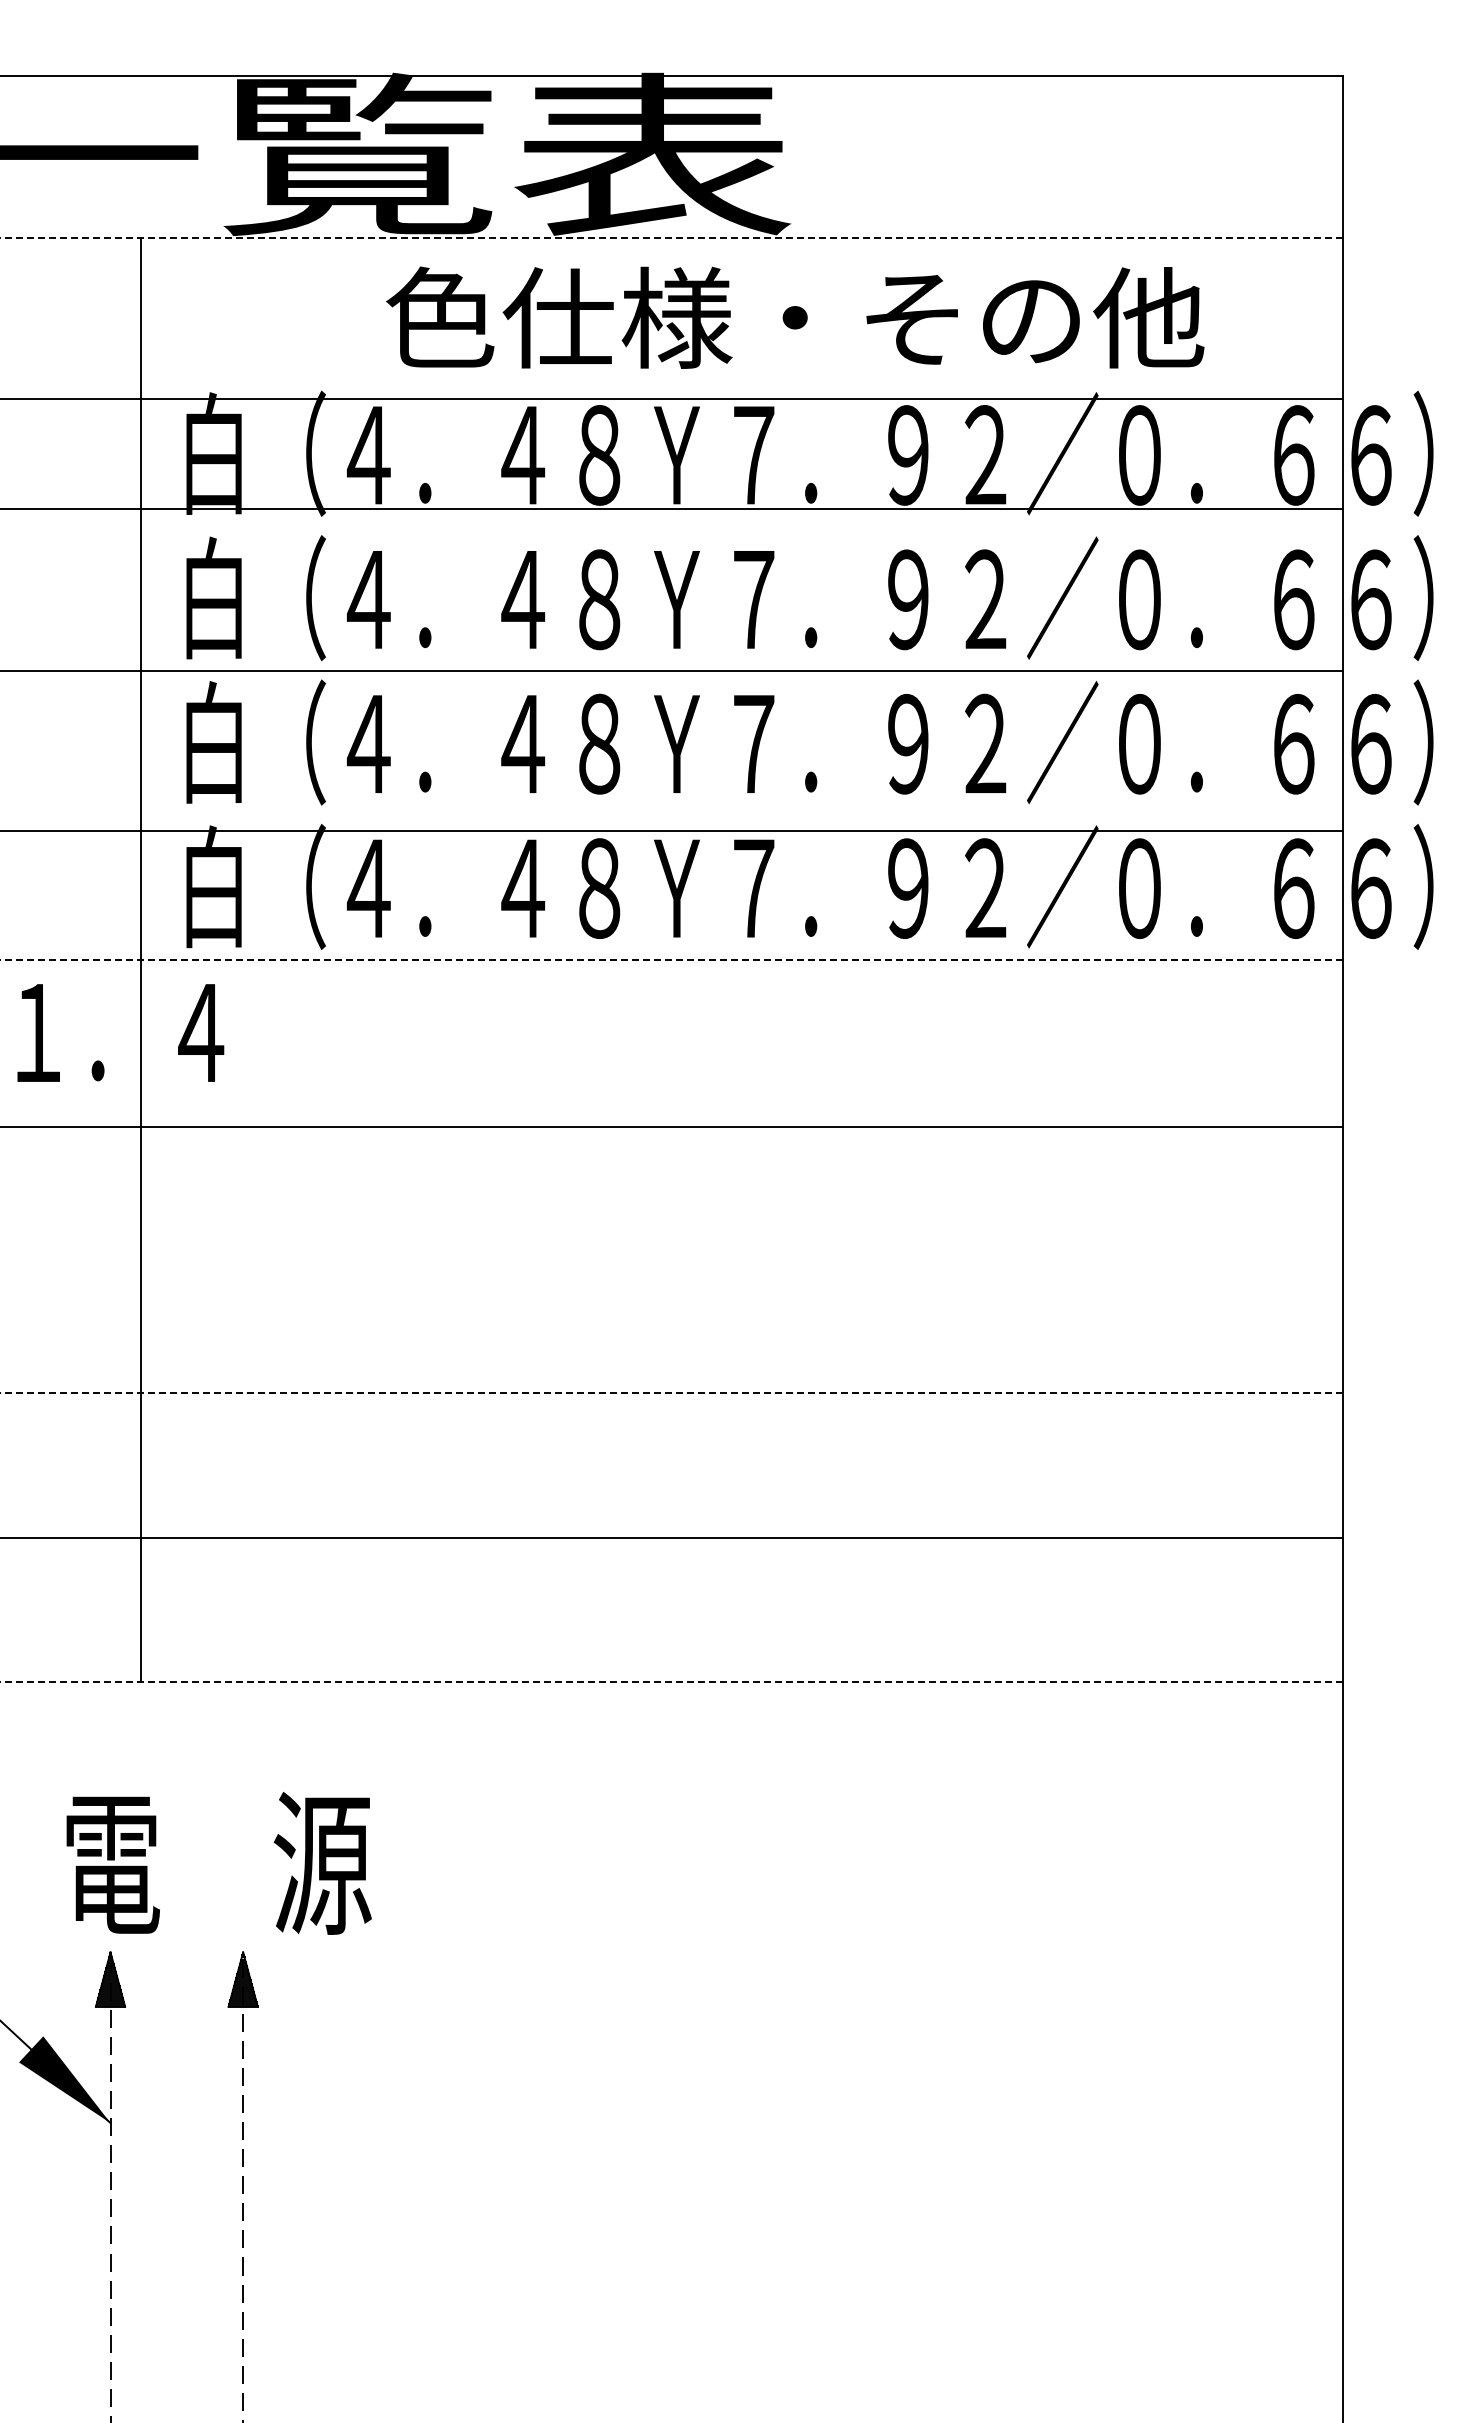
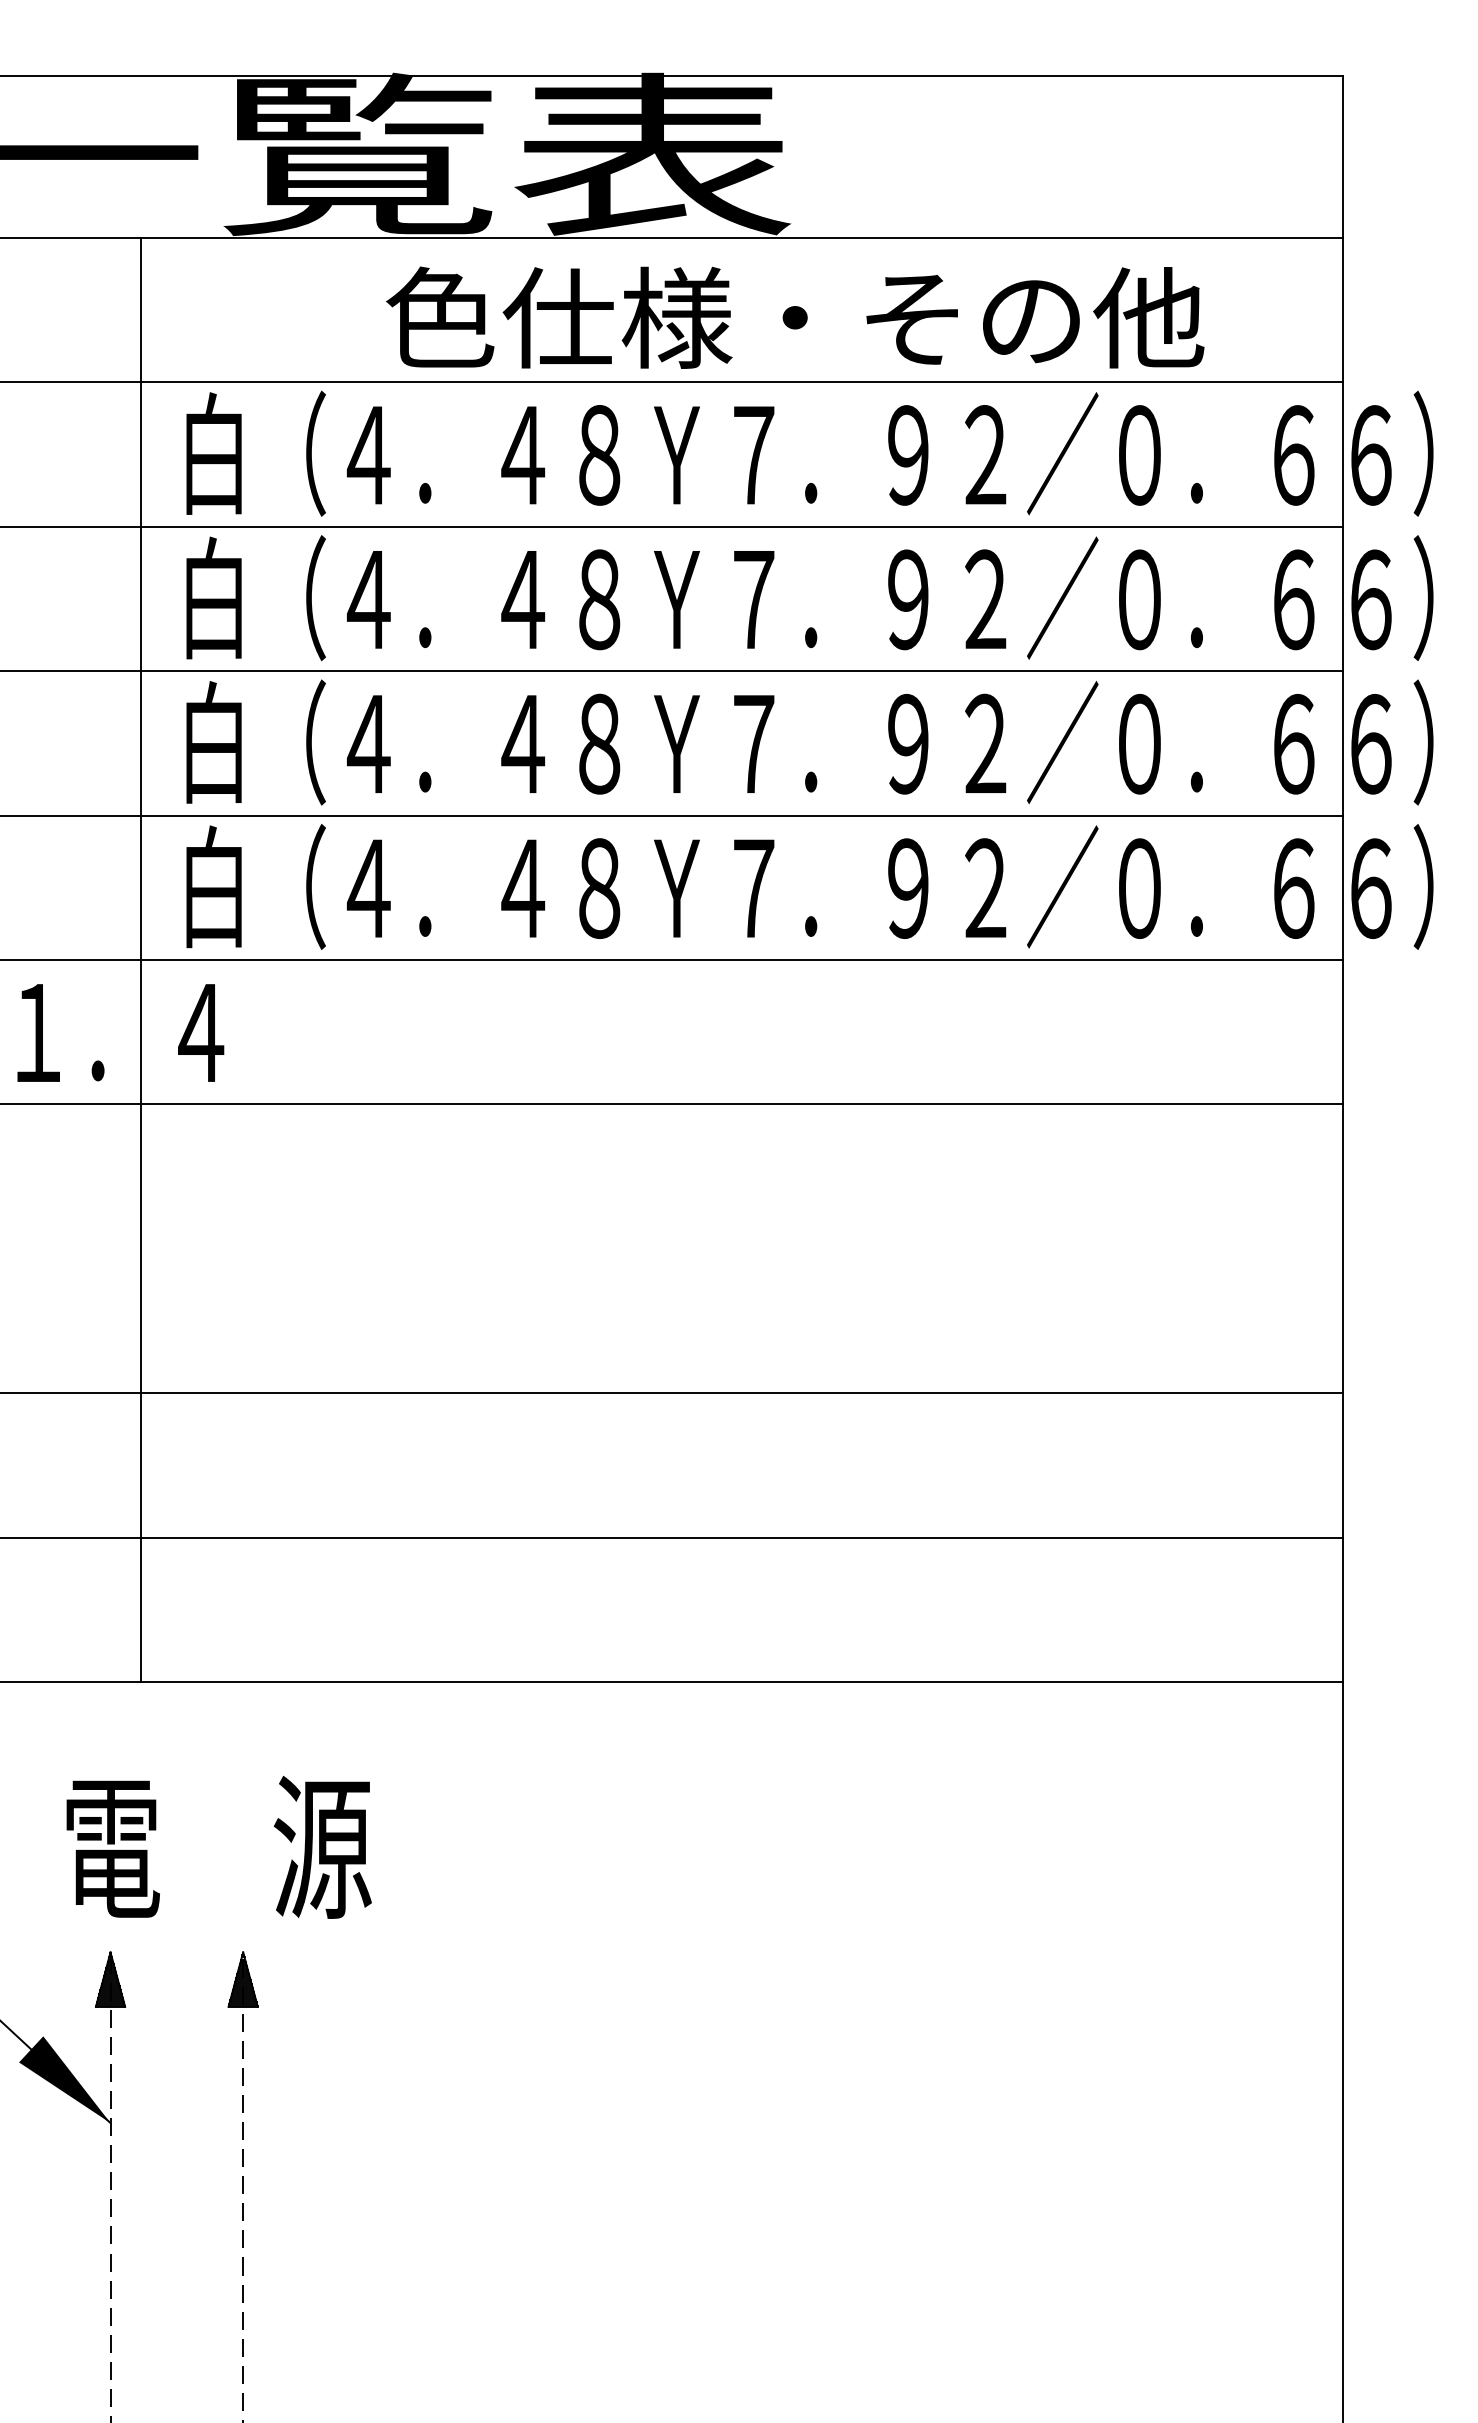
line: dashed -> solid (670, 238)
line position: (672, 399) -> (672, 382) (672, 382)
line position: (672, 508) -> (672, 526) (672, 526)
line position: (672, 830) -> (672, 815) (672, 815)
line: dashed -> solid (670, 960)
line position: (672, 1127) -> (672, 1104) (672, 1104)
line: dashed -> solid (670, 1393)
line: dashed -> solid (670, 1682)
text position: (218, 1862) -> (218, 1846) (218, 1846)
